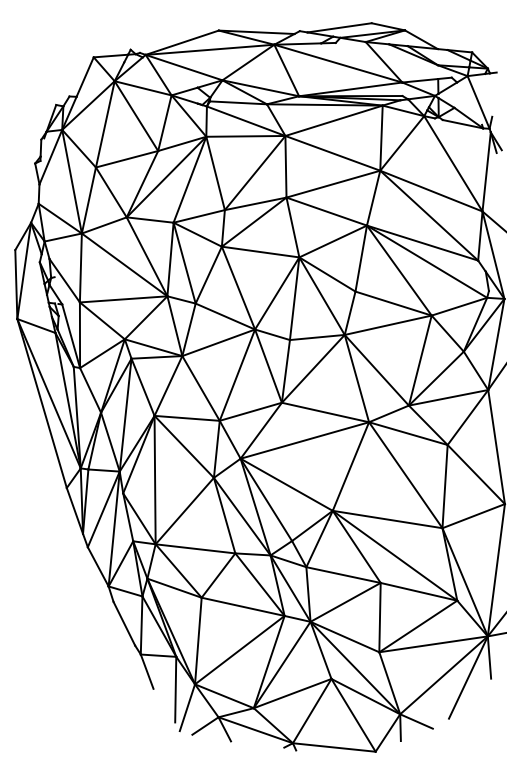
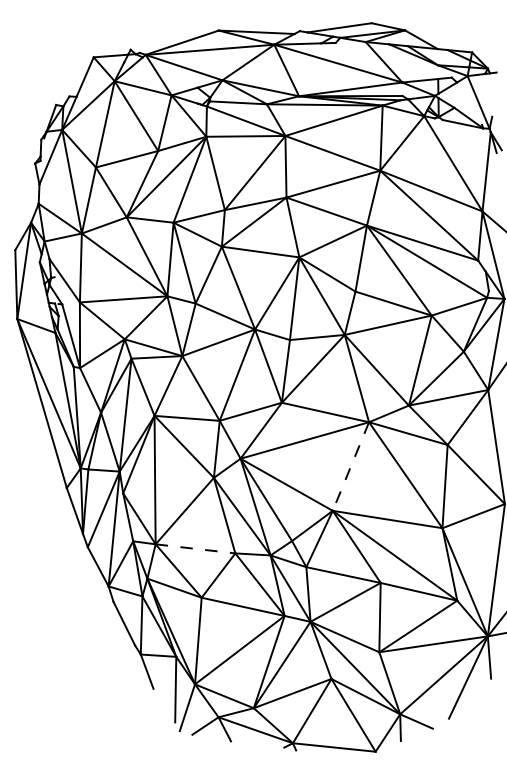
line: solid -> dashed (350, 466)
line: solid -> dashed (195, 548)
